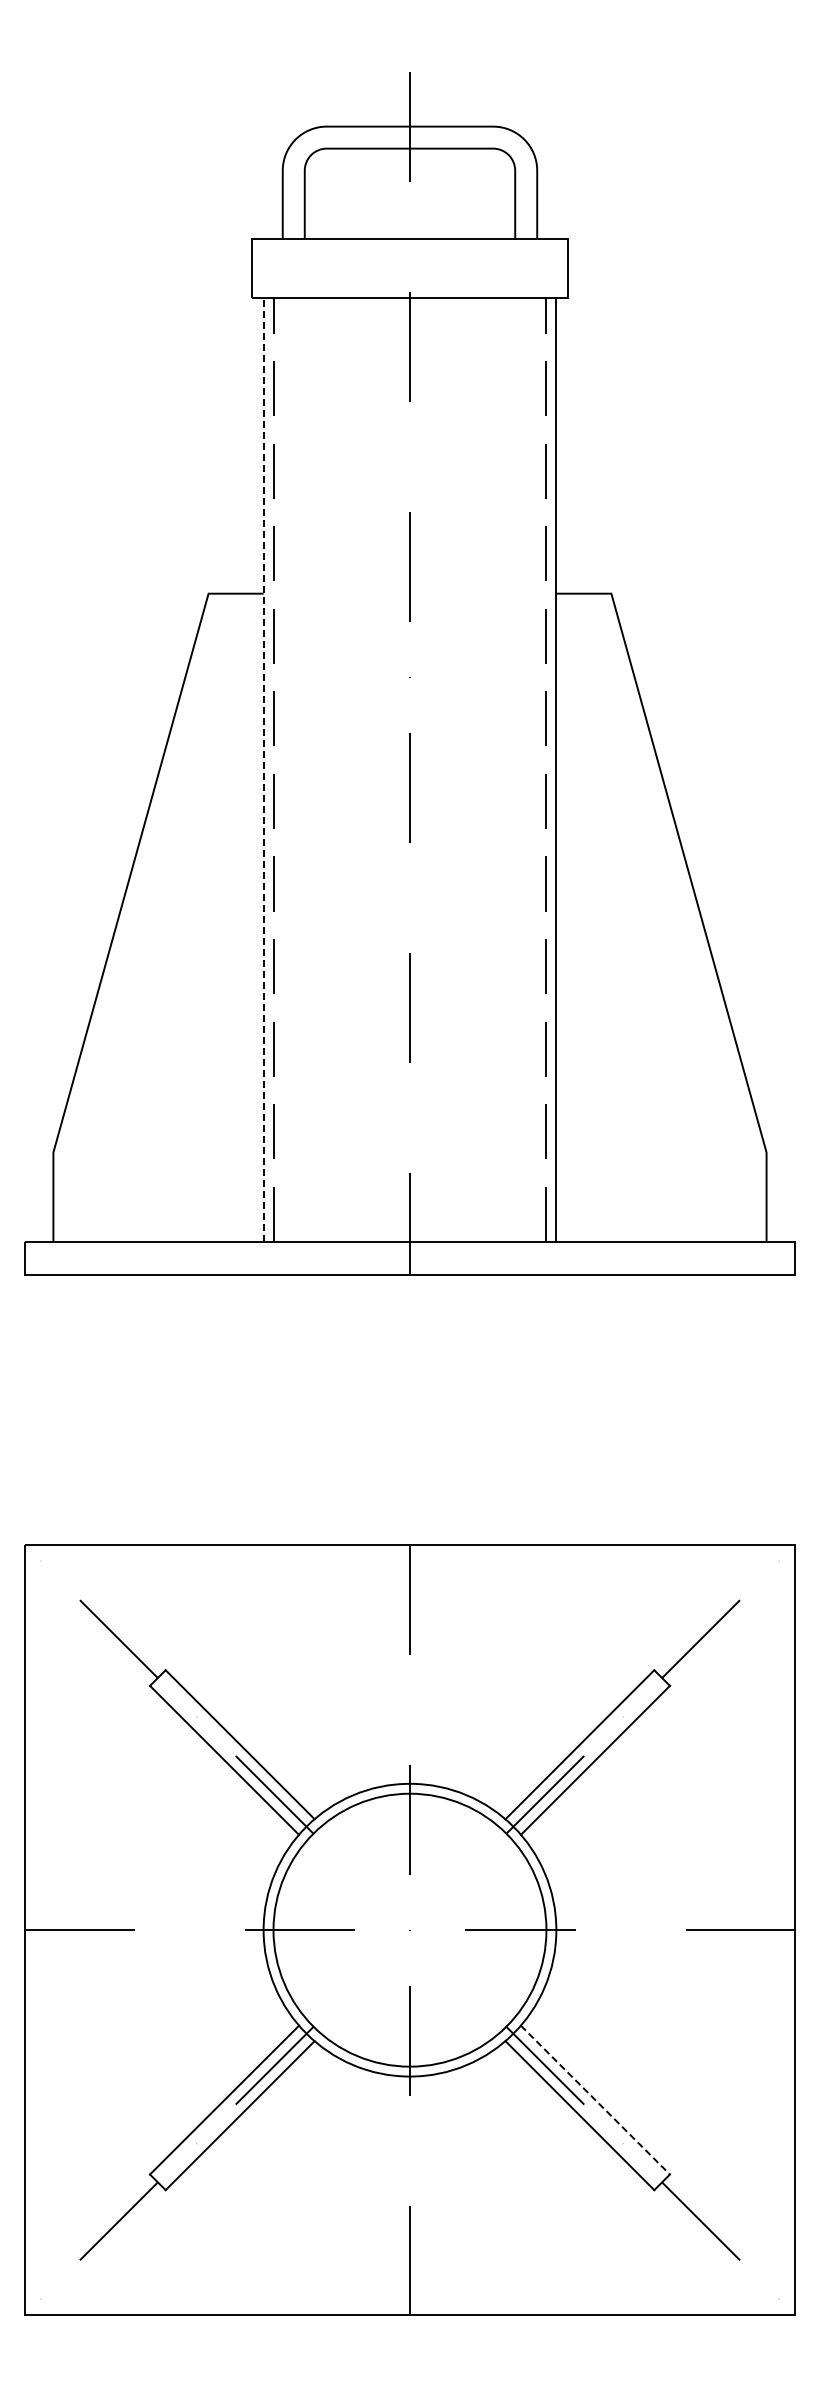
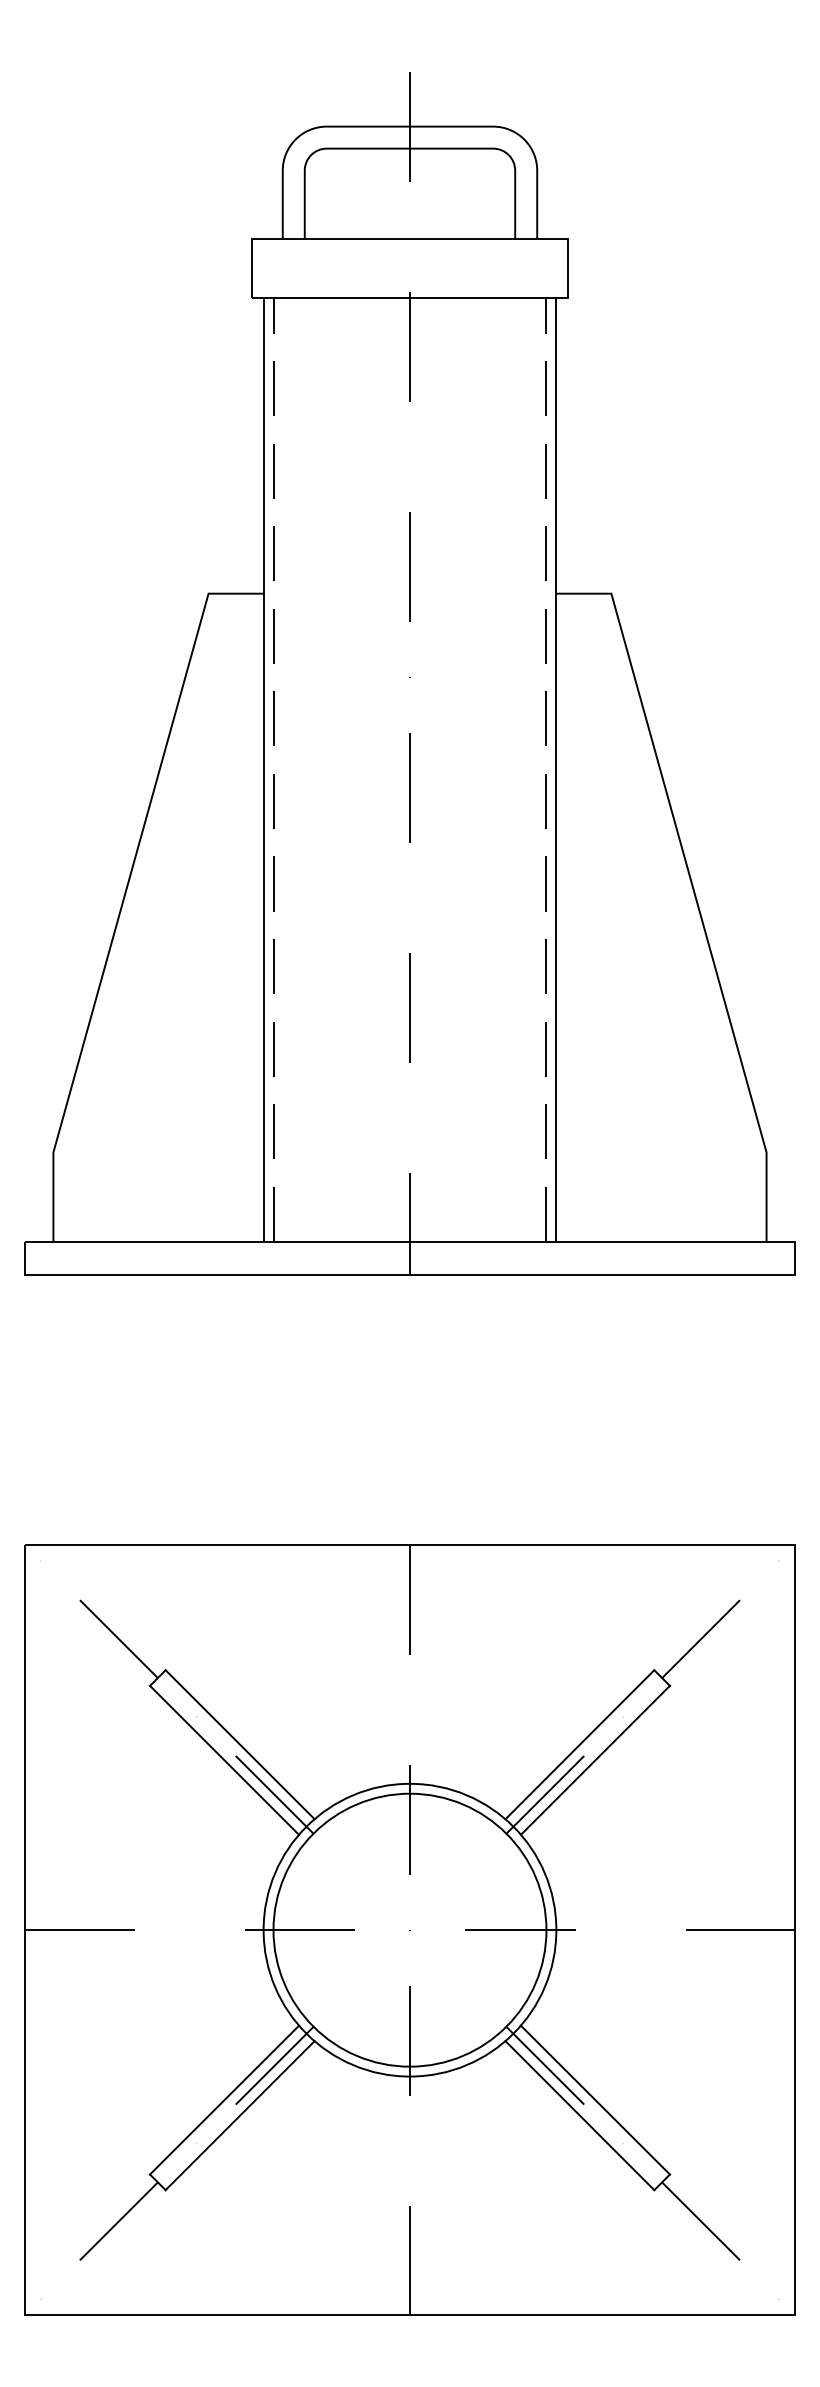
line: dashed -> solid (263, 769)
line: dashed -> solid (595, 2100)
